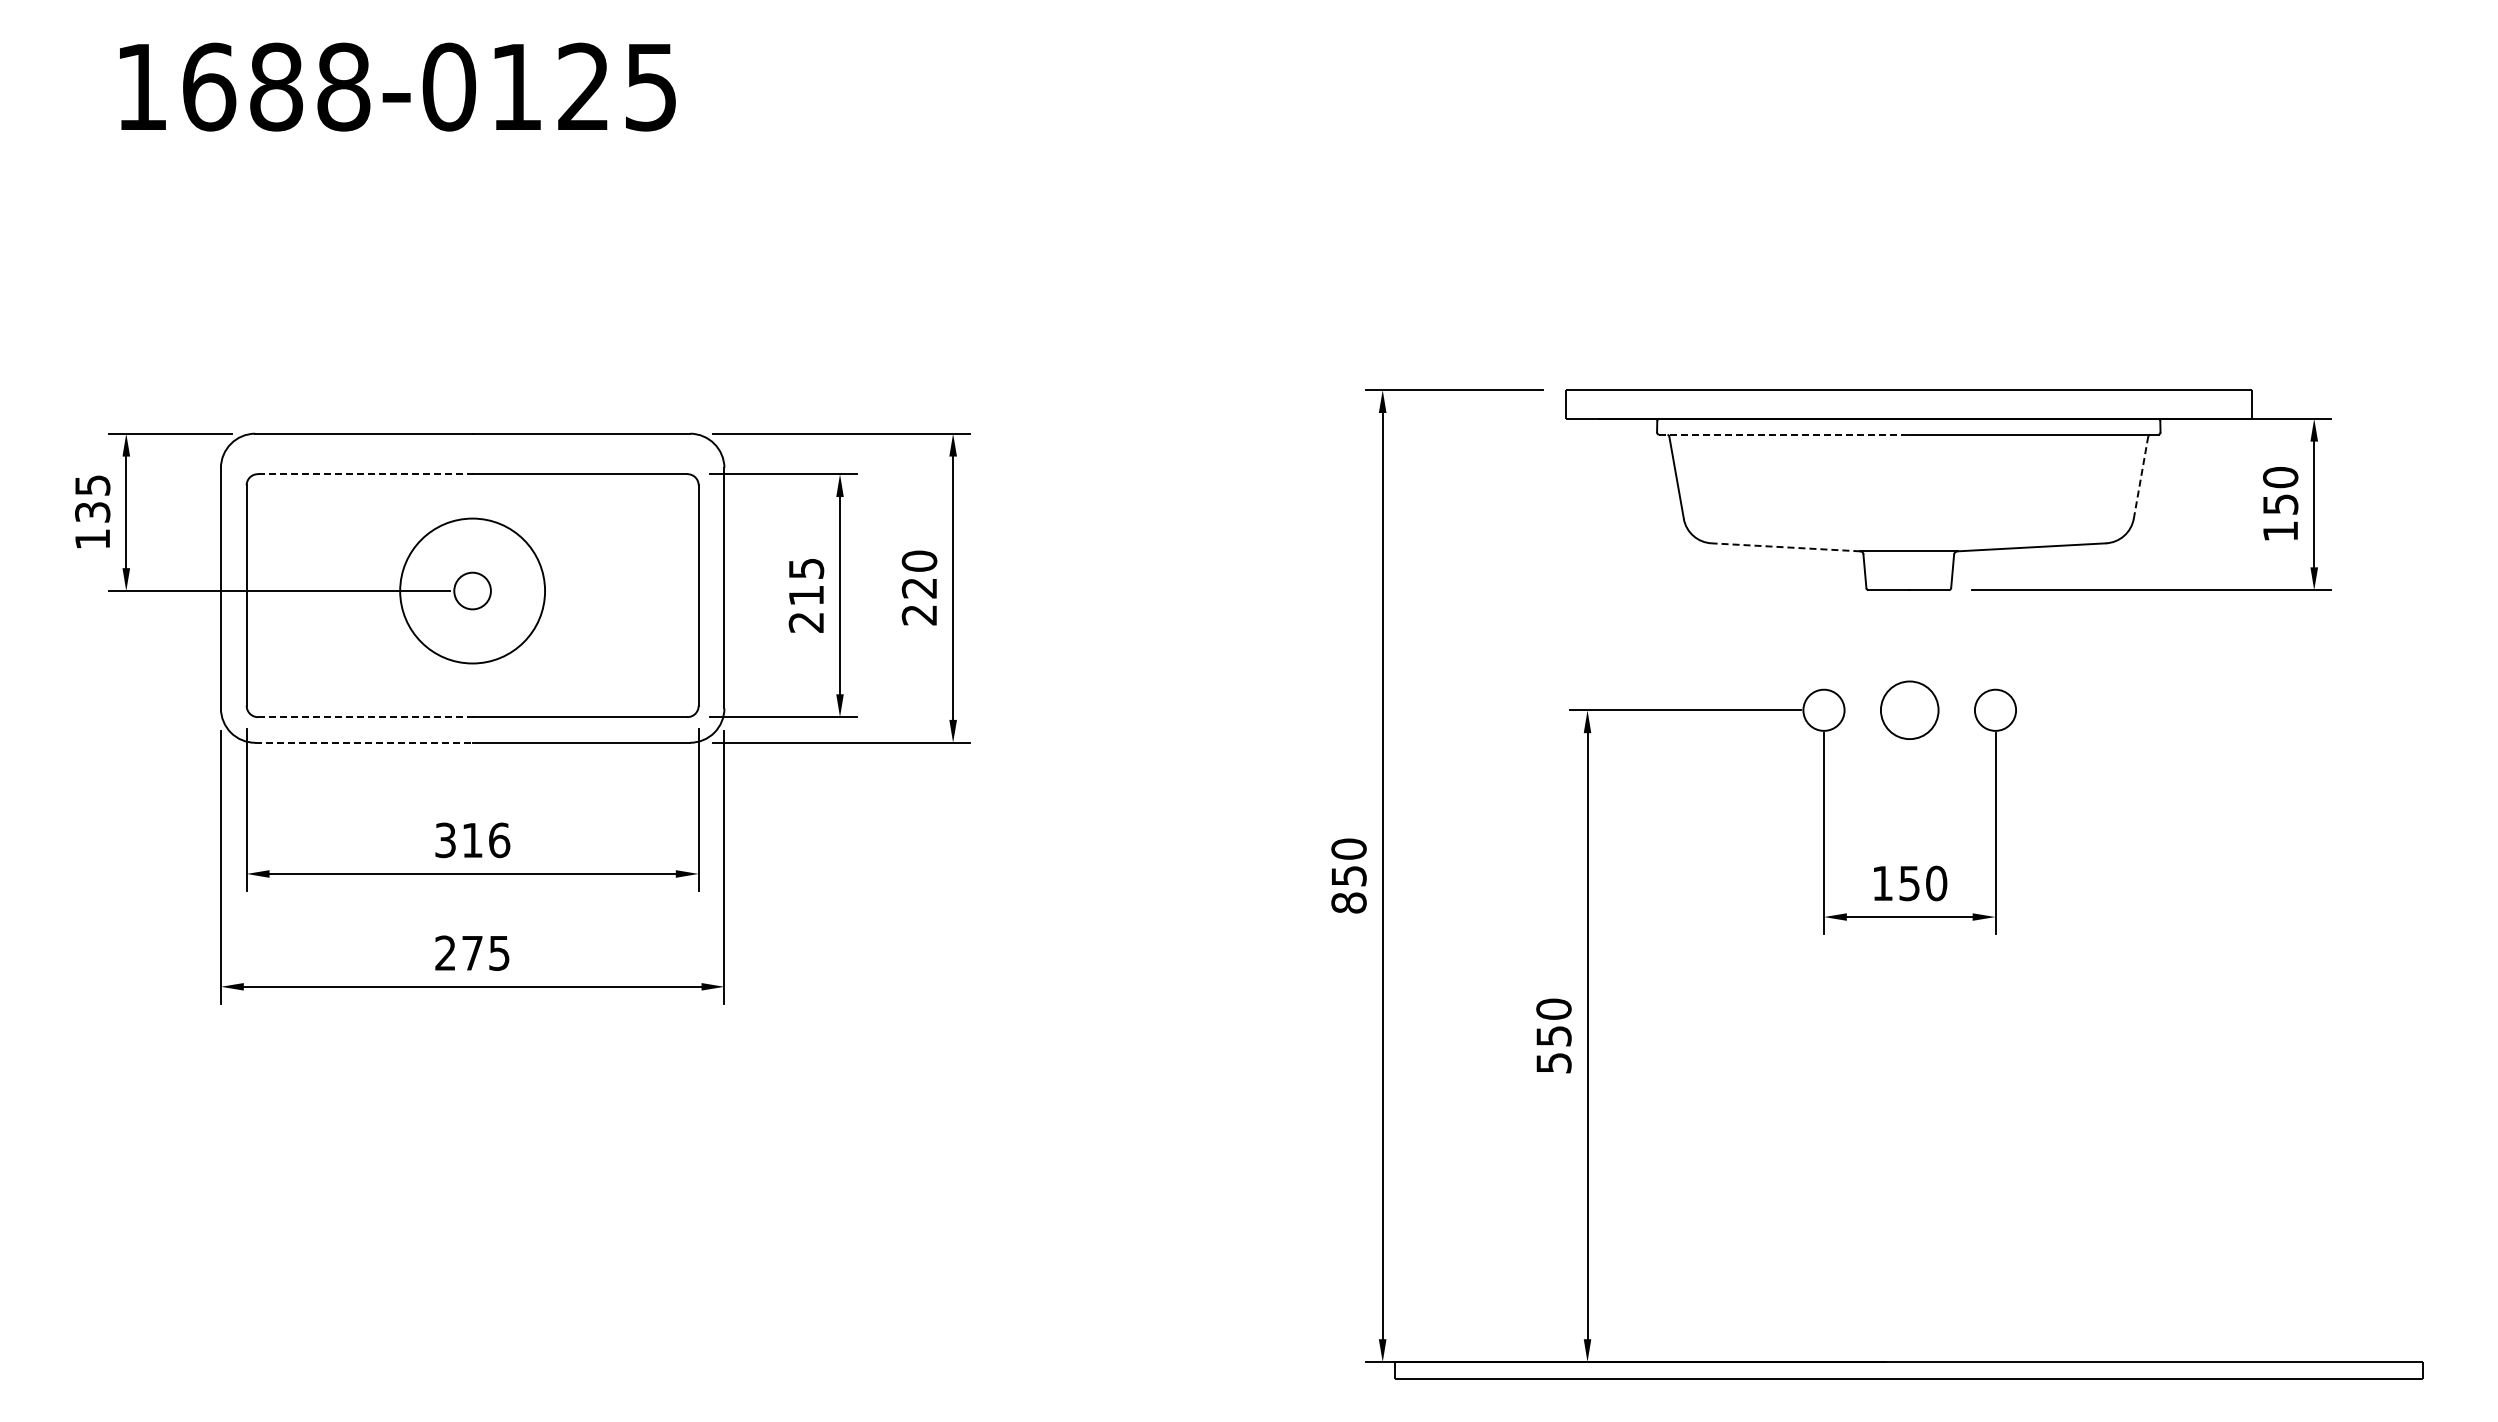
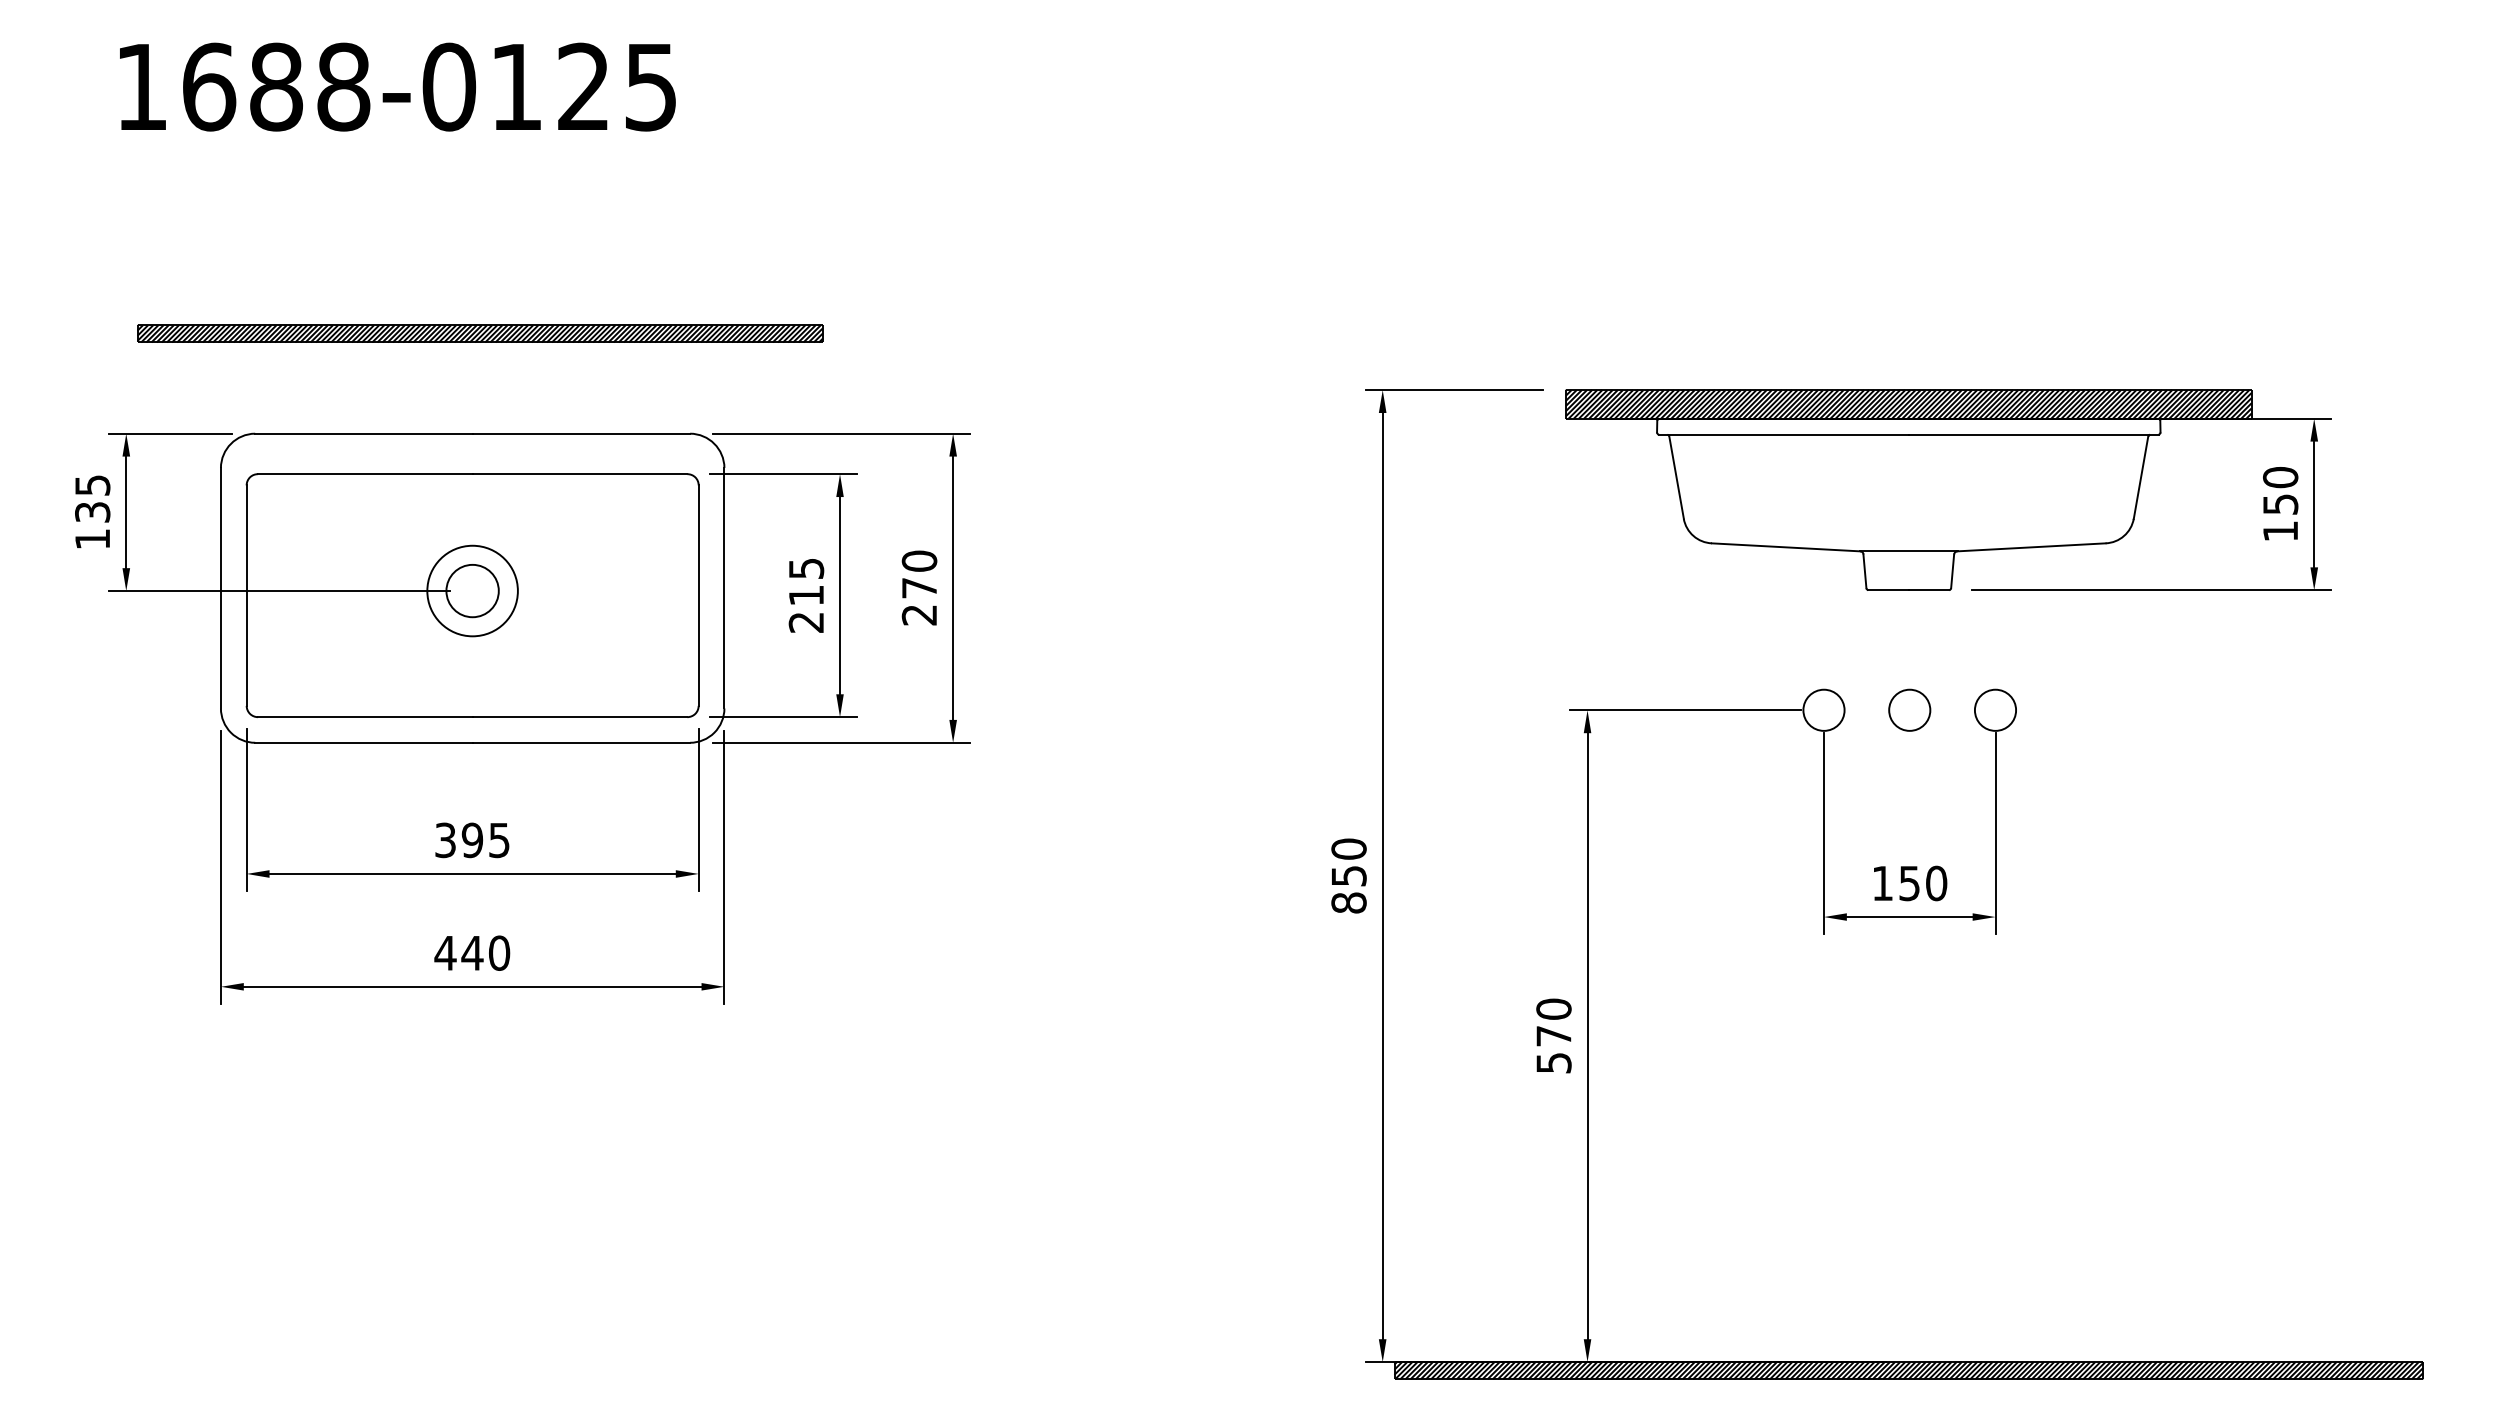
part: none -> present (480, 333)
hatch: none -> present (1908, 404)
line: dashed -> solid (1783, 434)
line: dashed -> solid (365, 474)
line: dashed -> solid (2141, 477)
line: dashed -> solid (1785, 547)
text: 220 -> 270 (918, 588)
circle diameter: 145 px -> 91 px (472, 590)
circle diameter: 37 px -> 52 px (472, 590)
circle diameter: 58 px -> 41 px (1909, 709)
line: dashed -> solid (365, 717)
line: dashed -> solid (363, 742)
text: 316 -> 395 (485, 840)
text: 275 -> 440 (472, 952)
text: 550 -> 570 (1553, 1036)
hatch: none -> present (1908, 1370)
